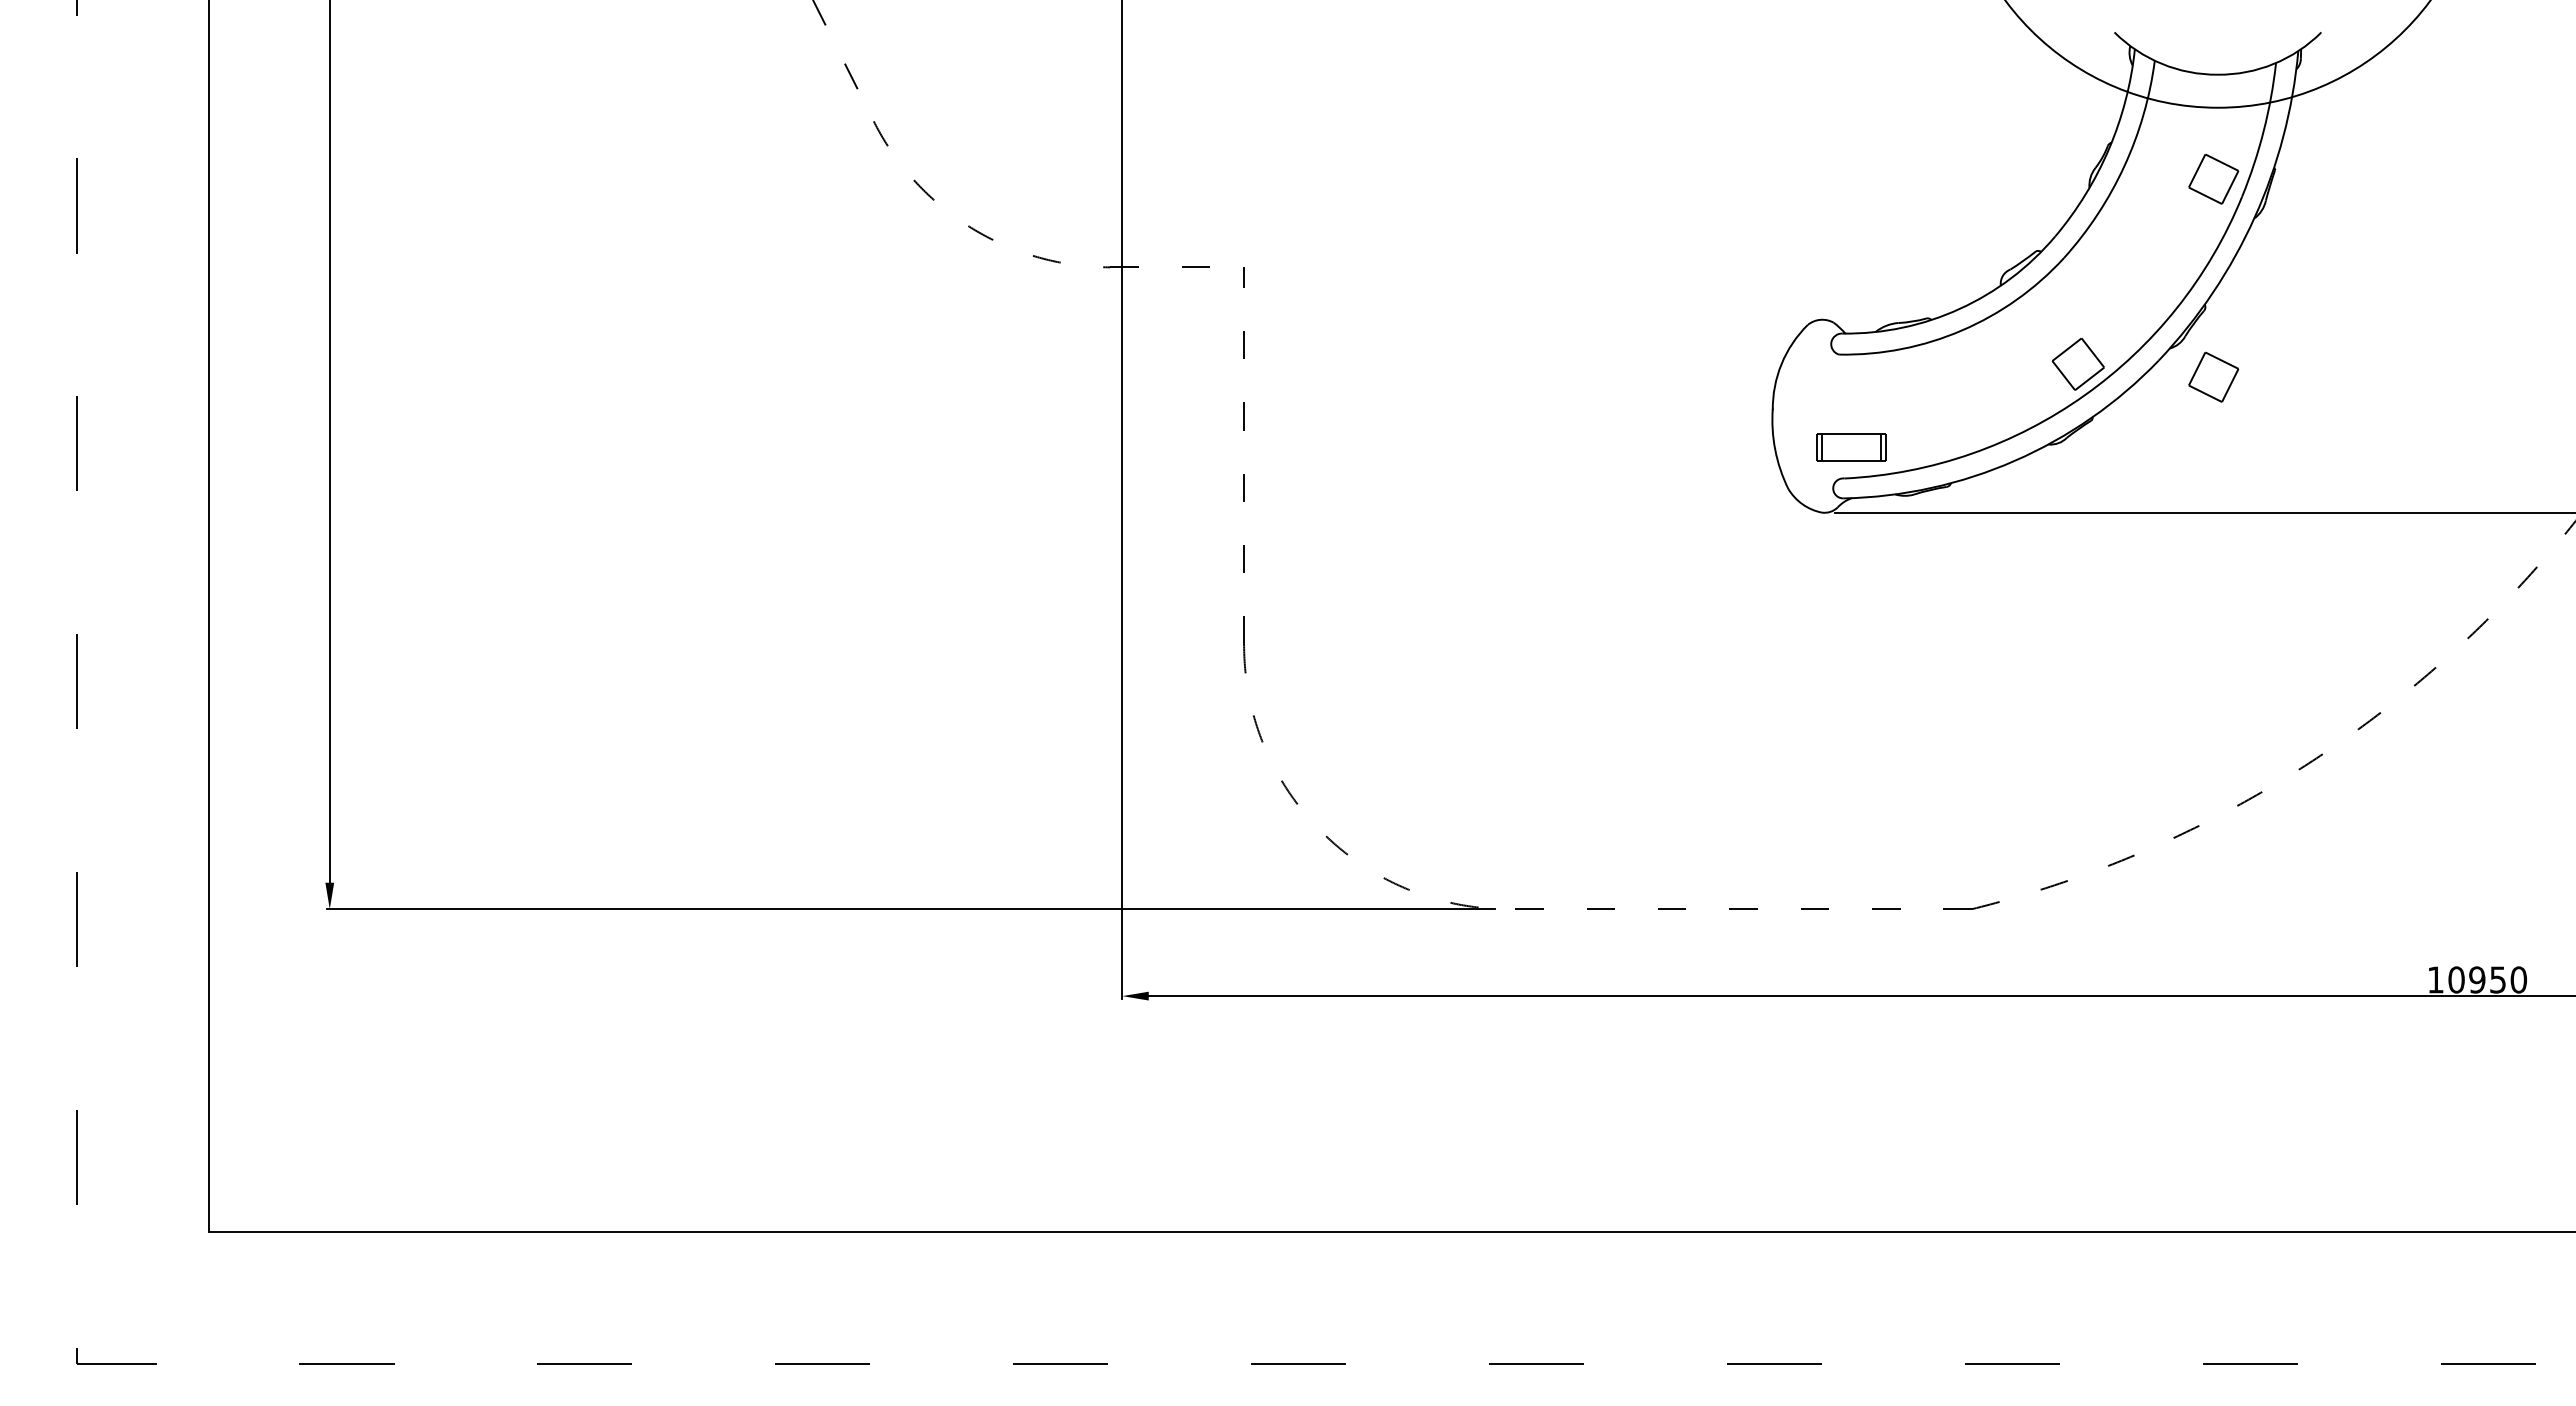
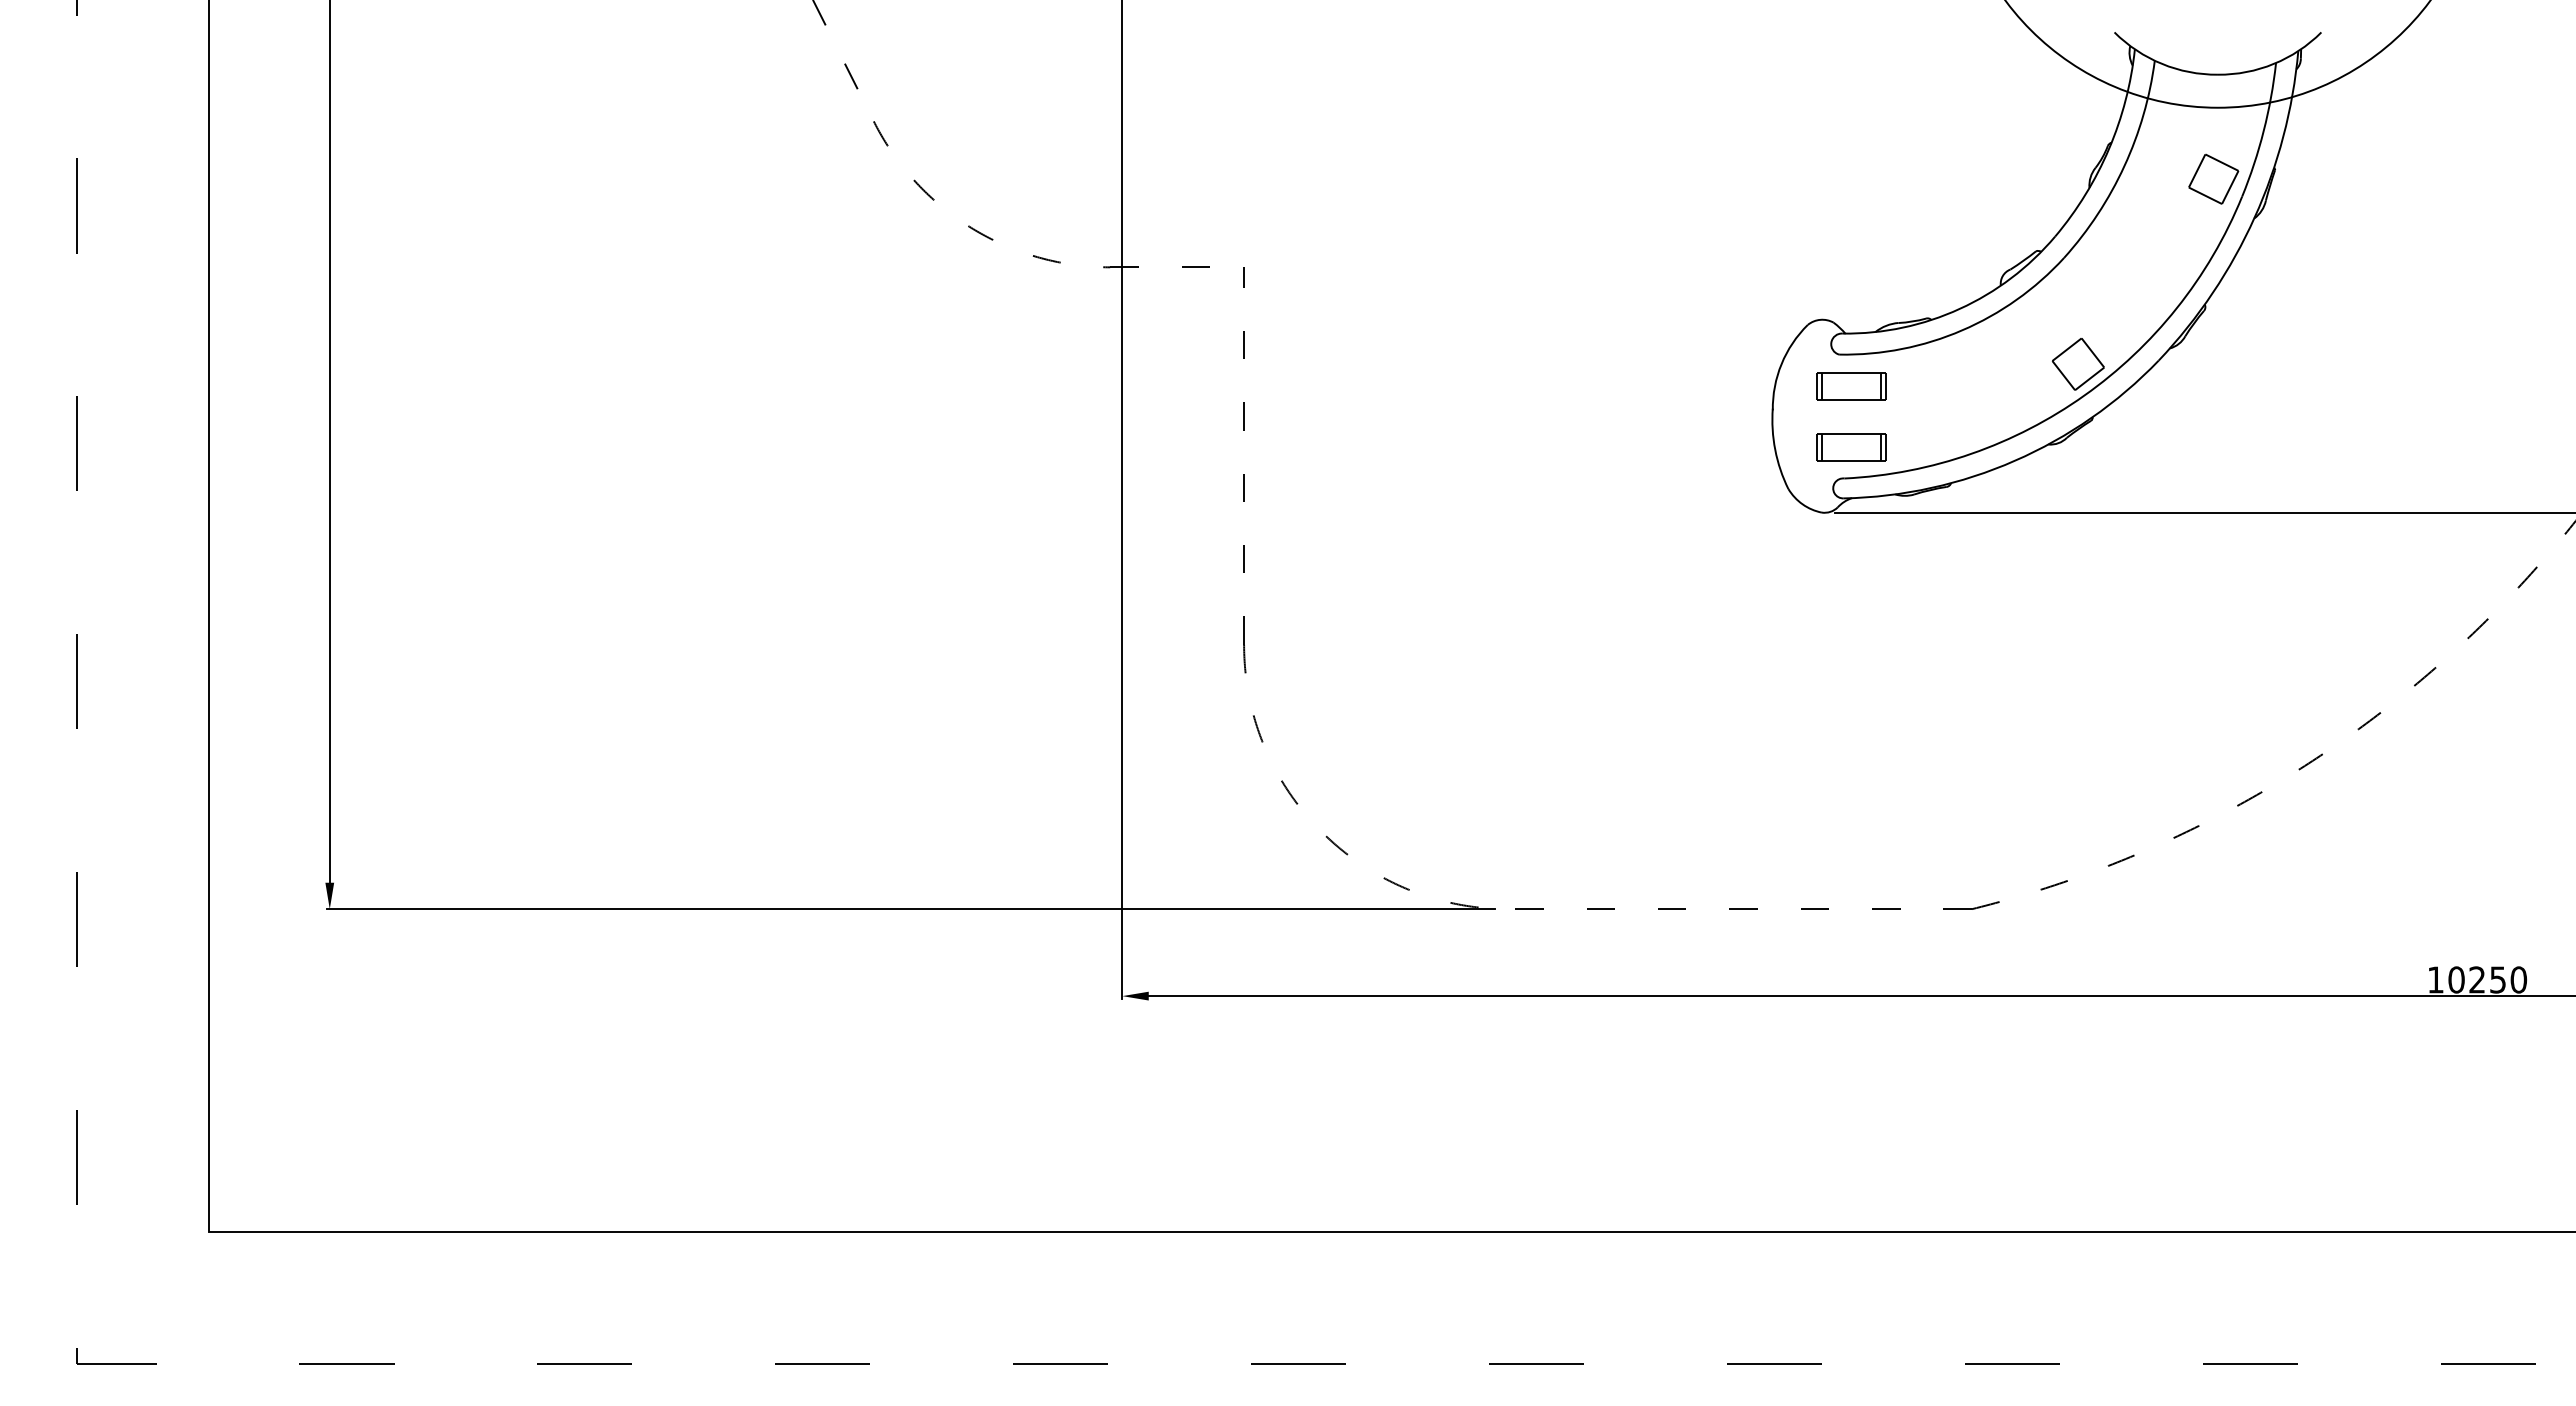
part: present -> none (2213, 376)
part: none -> present (1851, 386)
text: 10950 -> 10250 (2477, 979)
